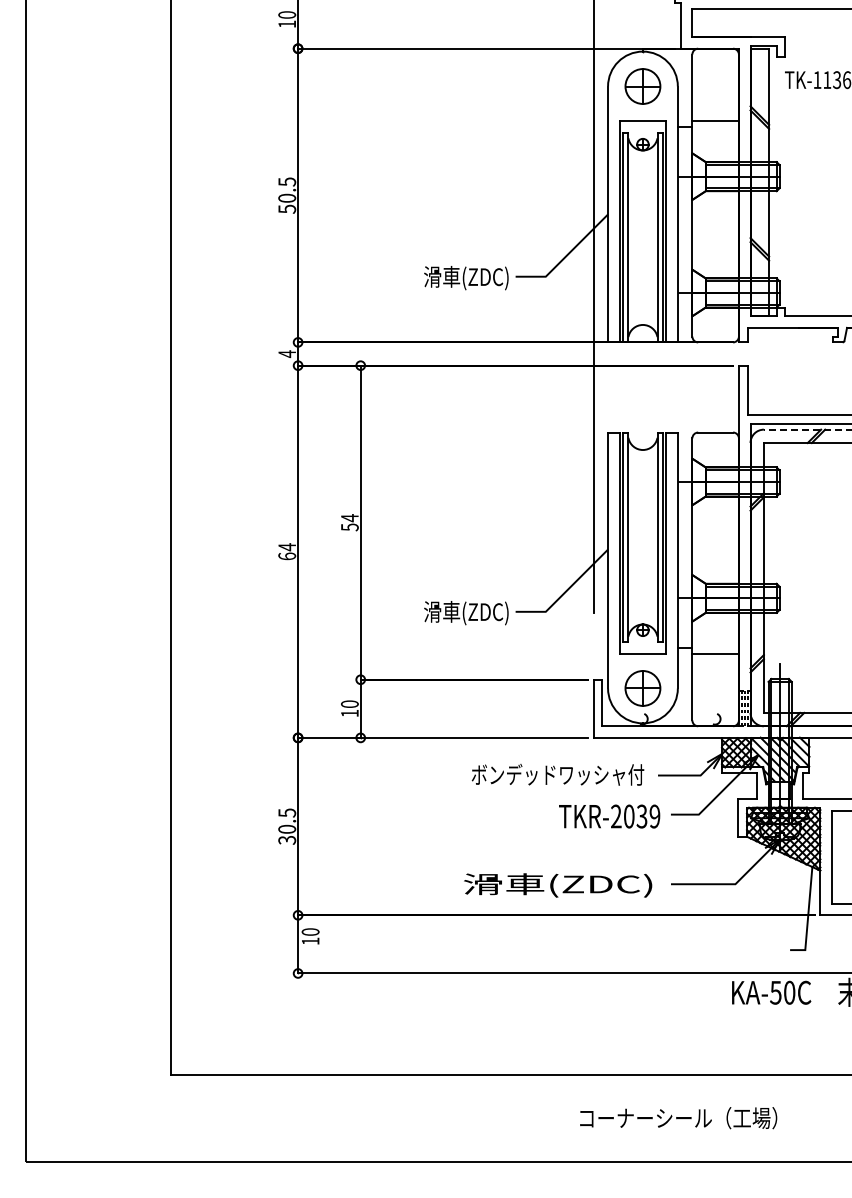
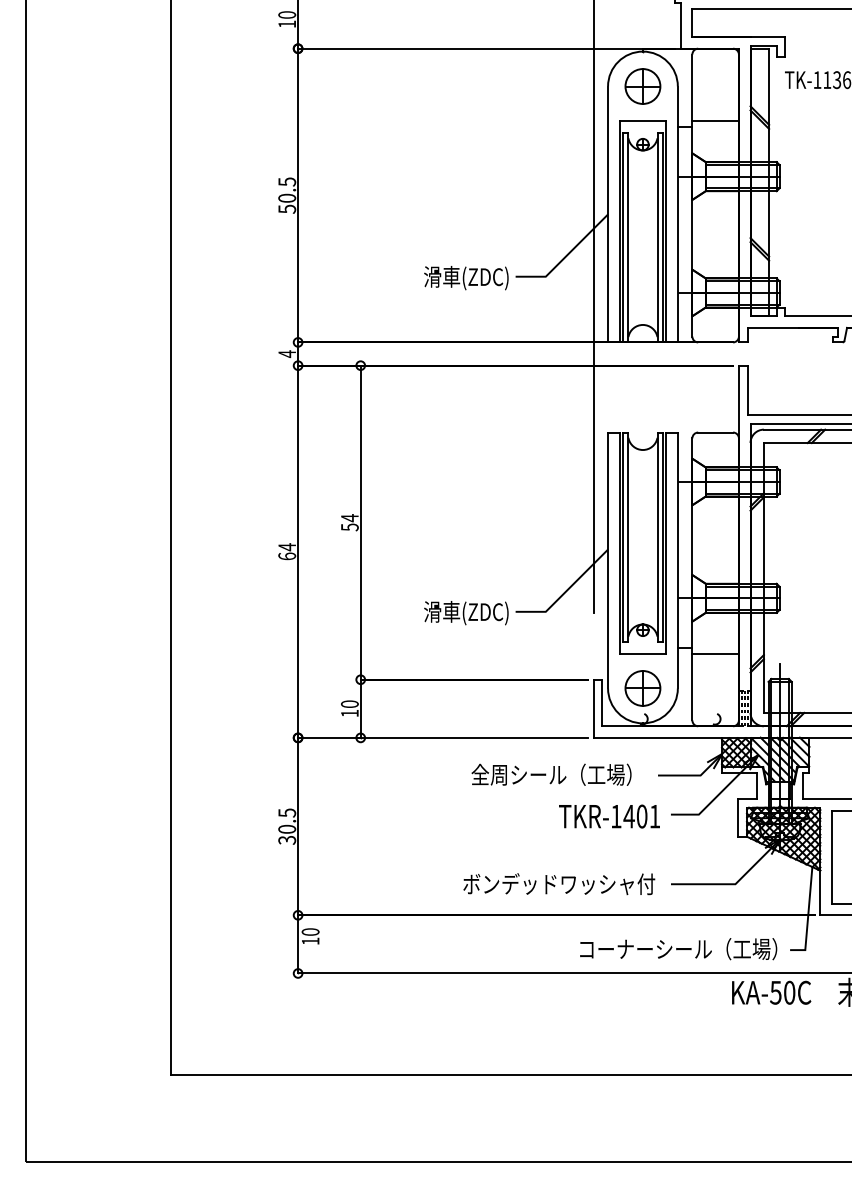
line: dashed -> solid (807, 429)
text: ボンデッドワッシャ付 -> 全周シール（工場） (557, 774)
text: TKR-2039 -> TKR-1401 (635, 816)
text: 滑車(ZDC) -> ボンデッドワッシャ付 (559, 885)
text position: (678, 1118) -> (678, 949) (678, 949)
